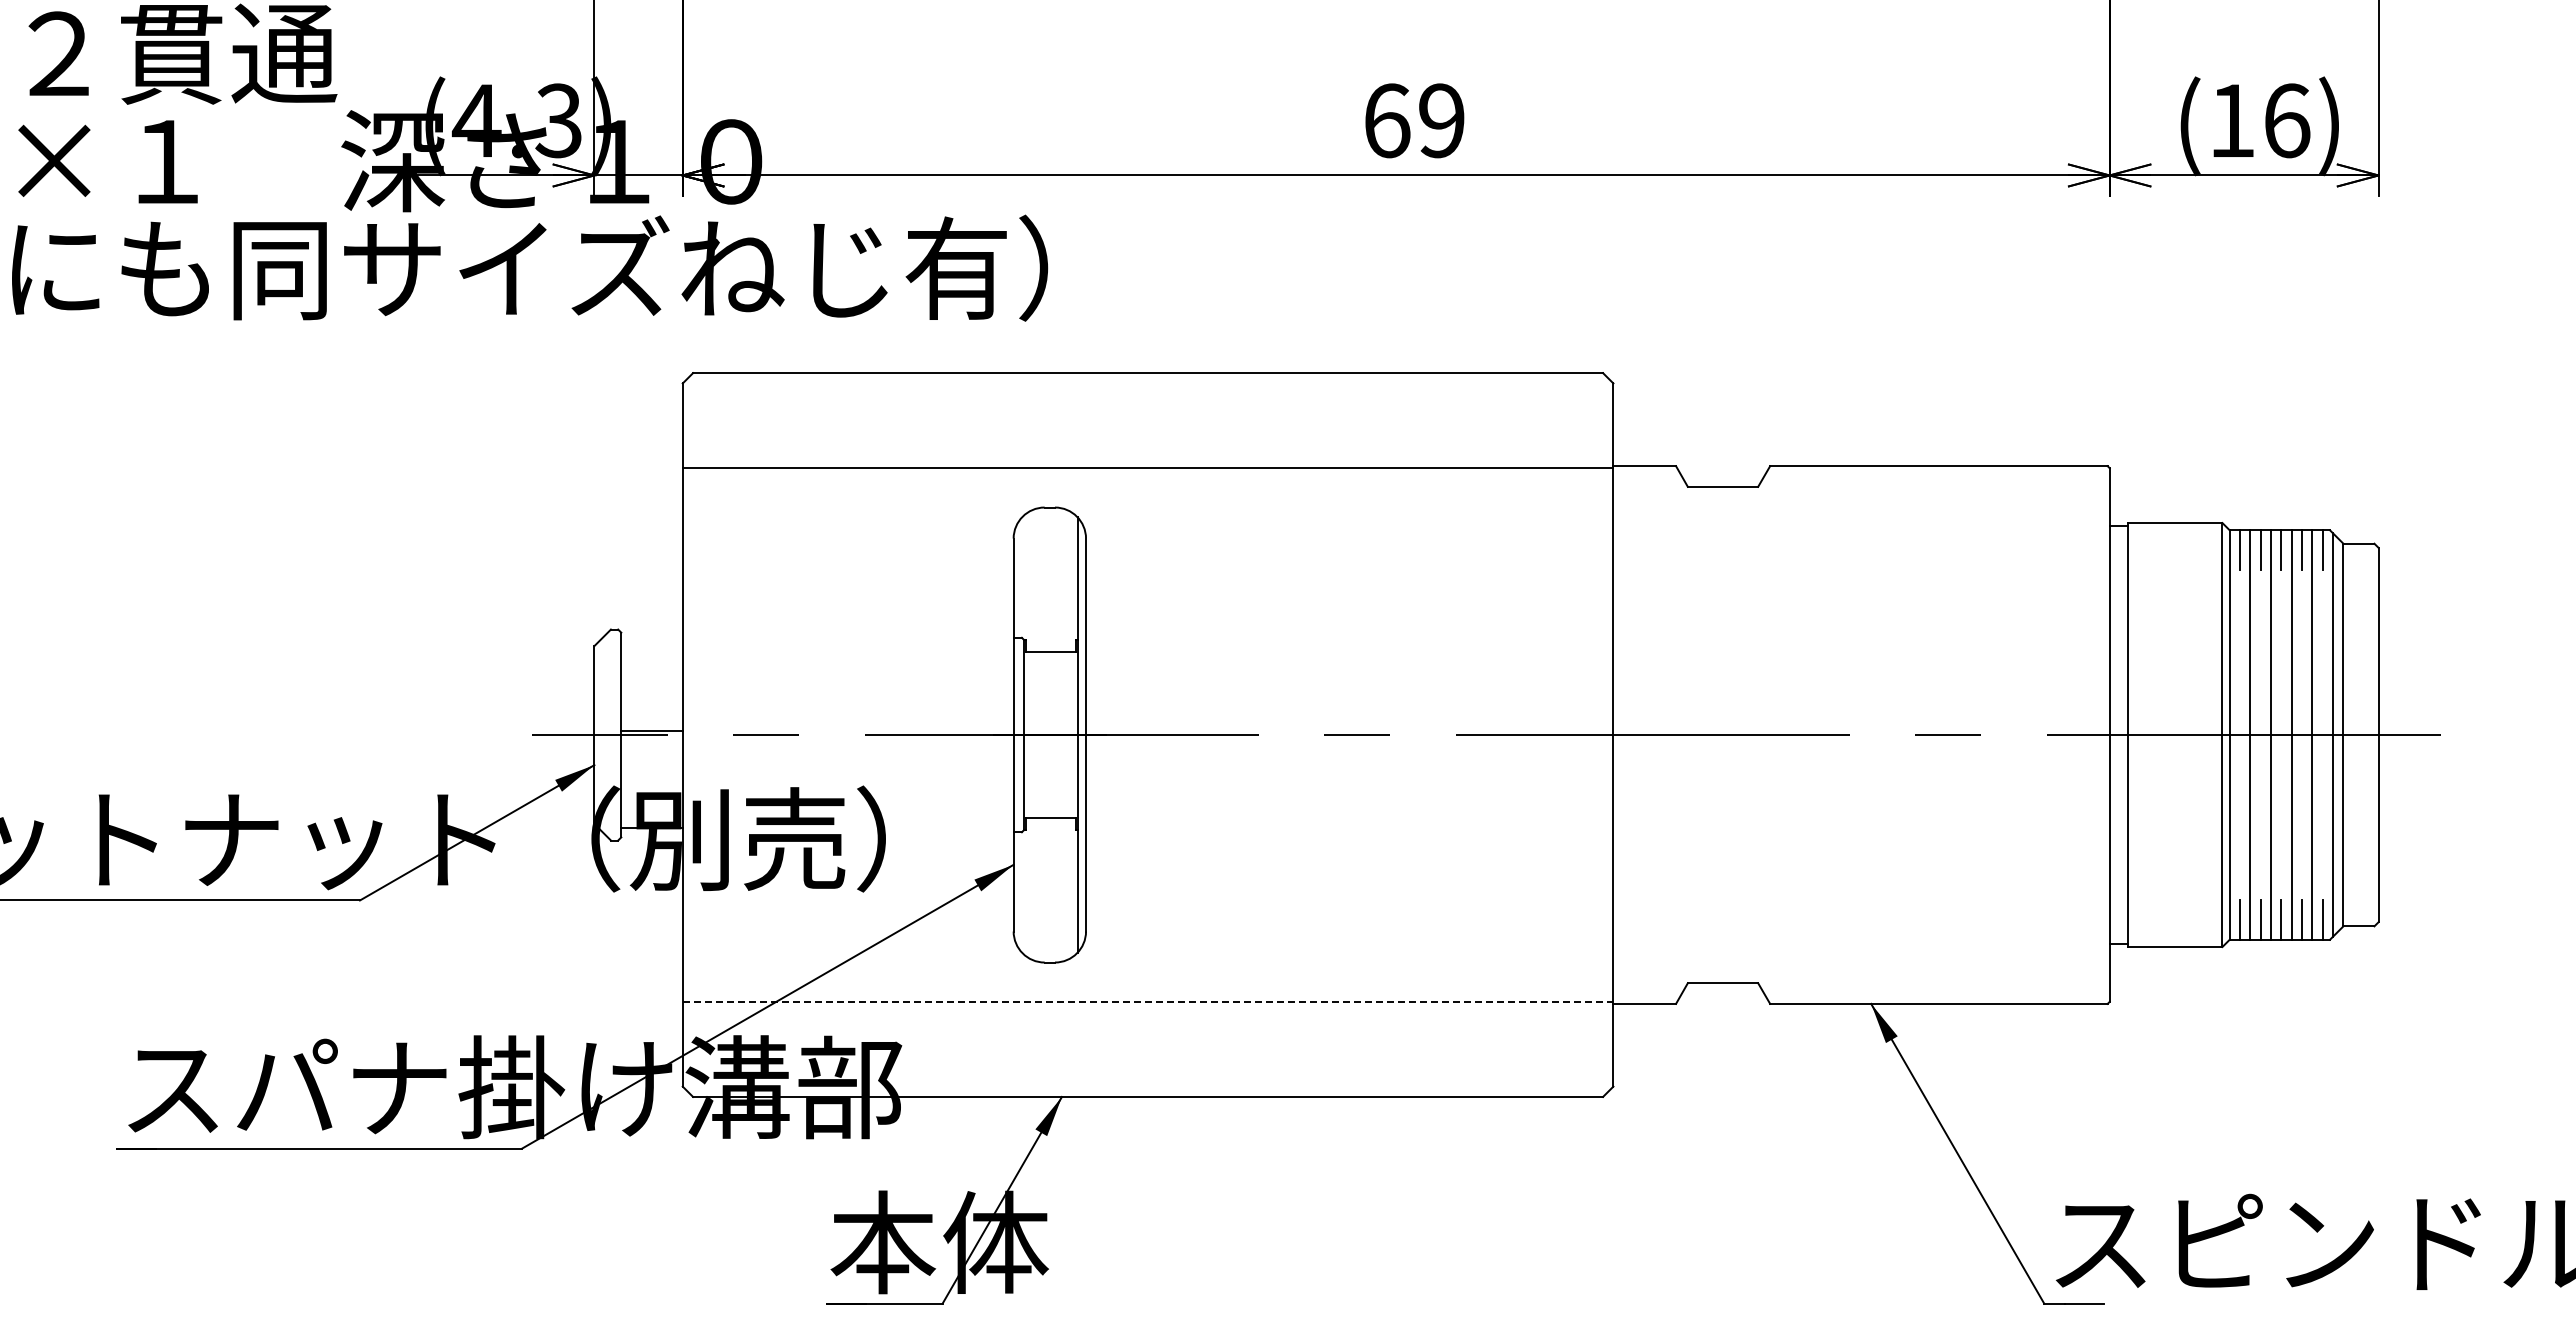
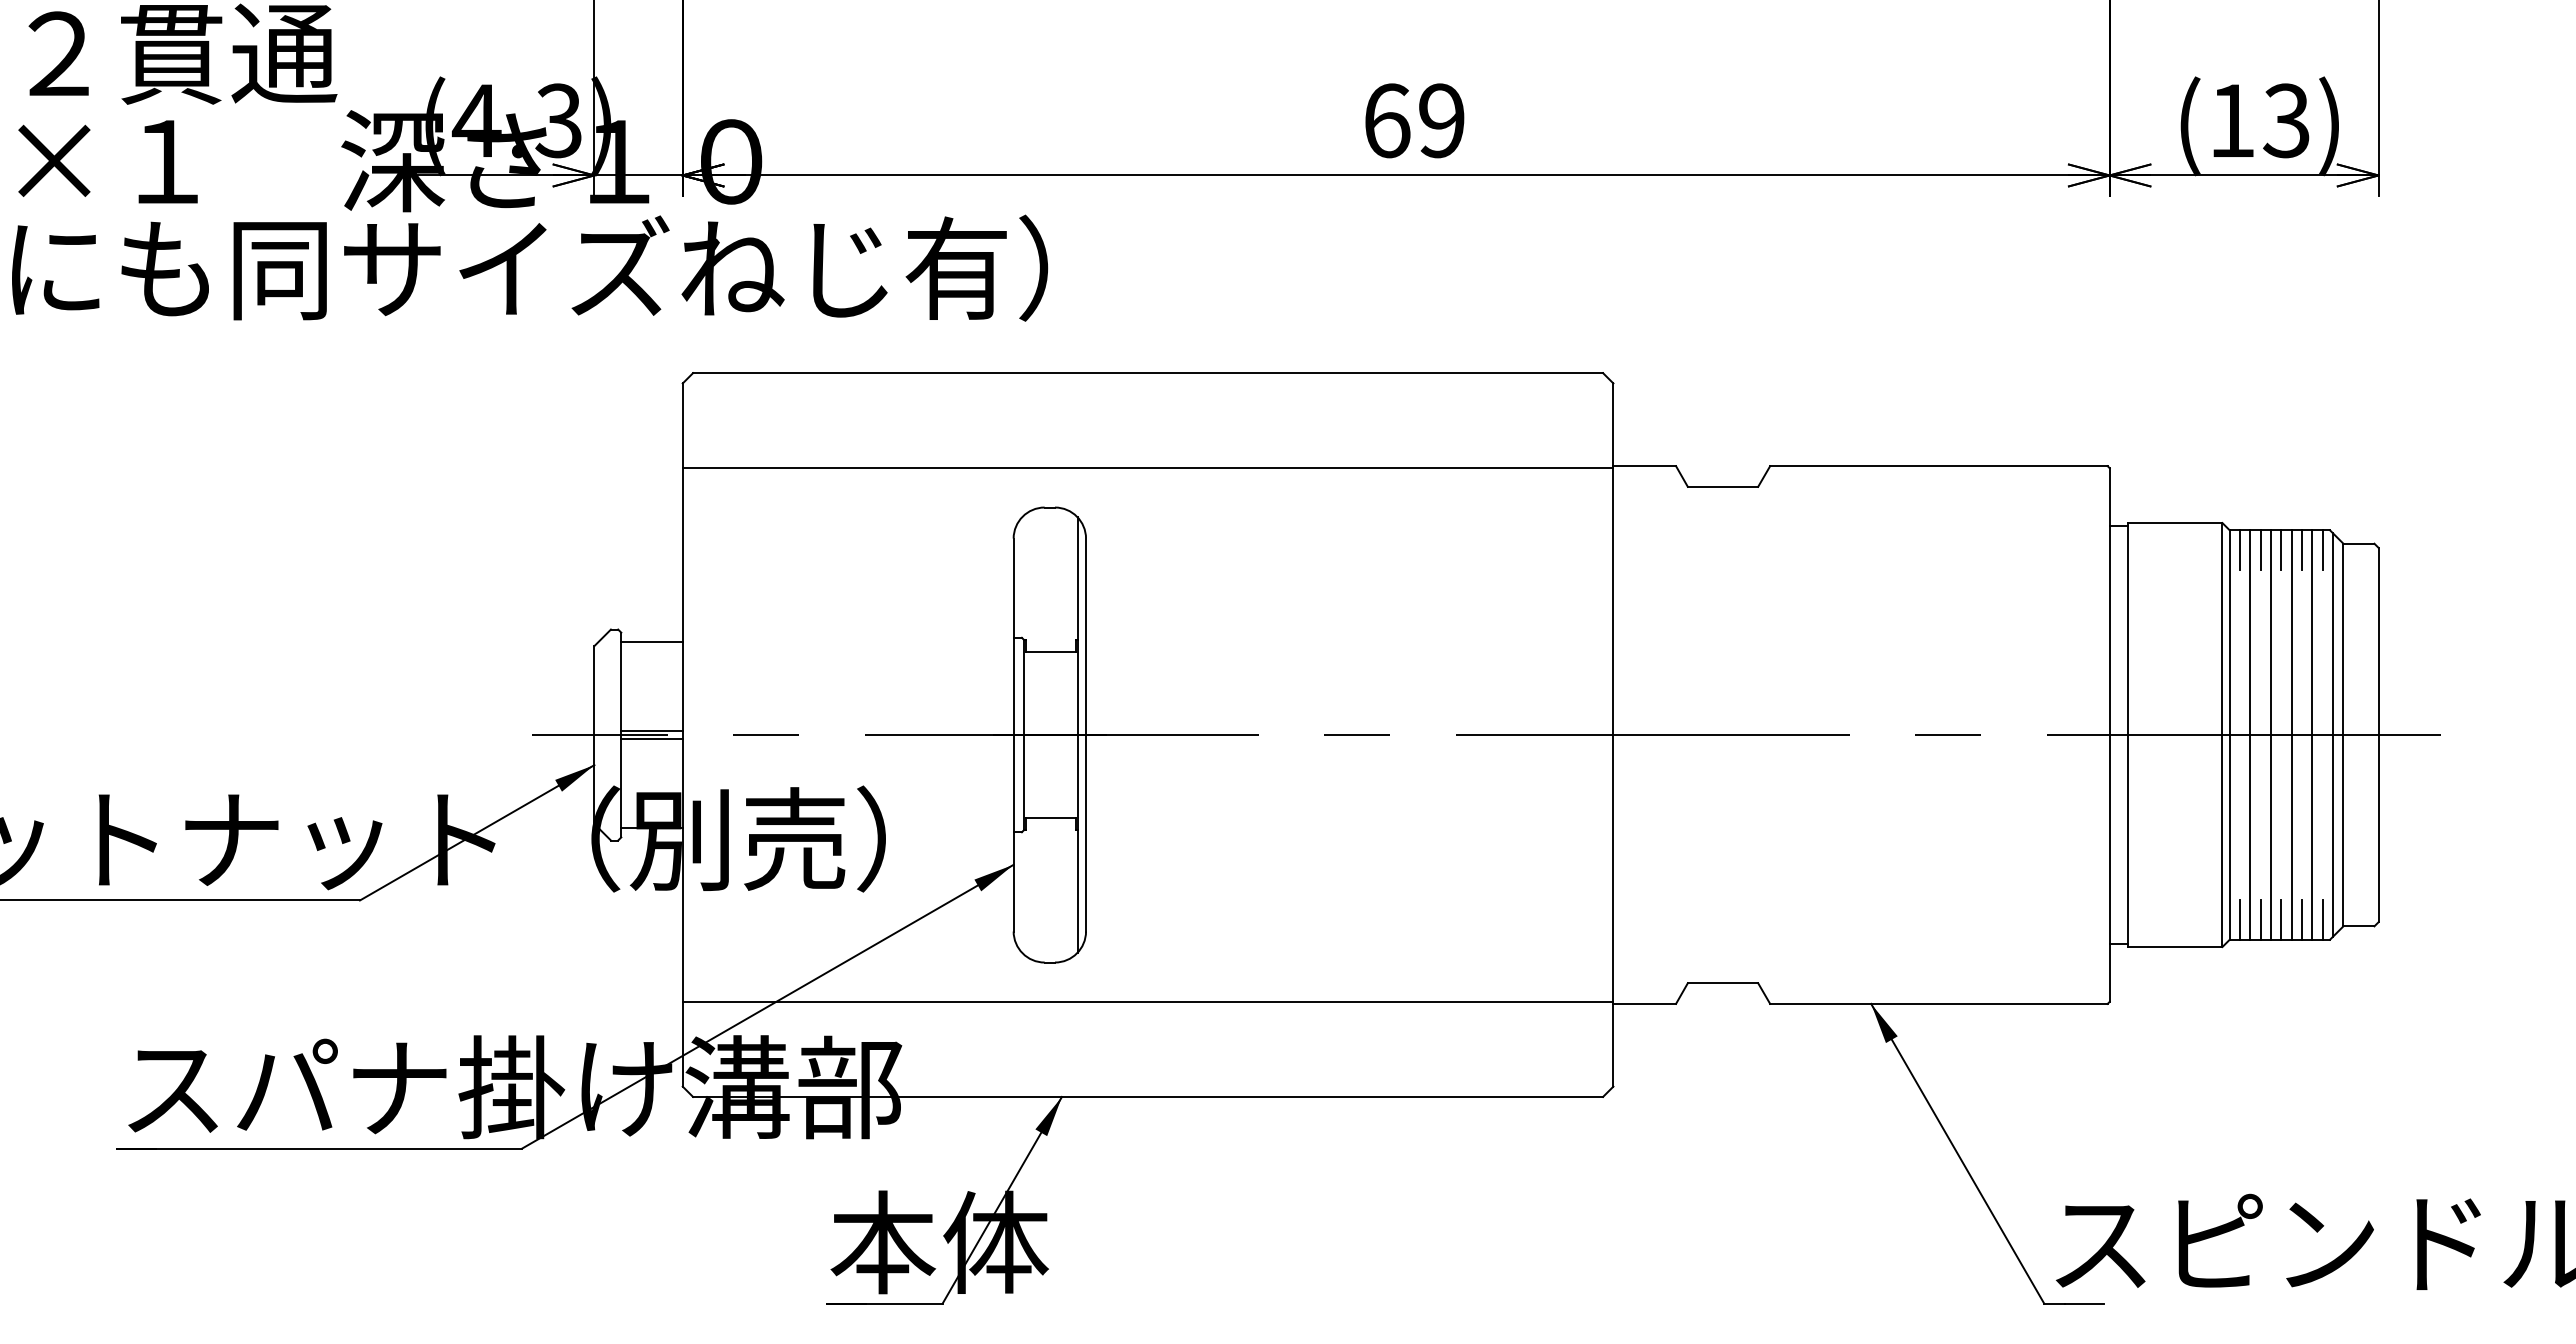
text: (16) -> (13) (2286, 120)
line: none -> present (651, 641)
line: none -> present (651, 738)
line: dashed -> solid (1148, 1001)
